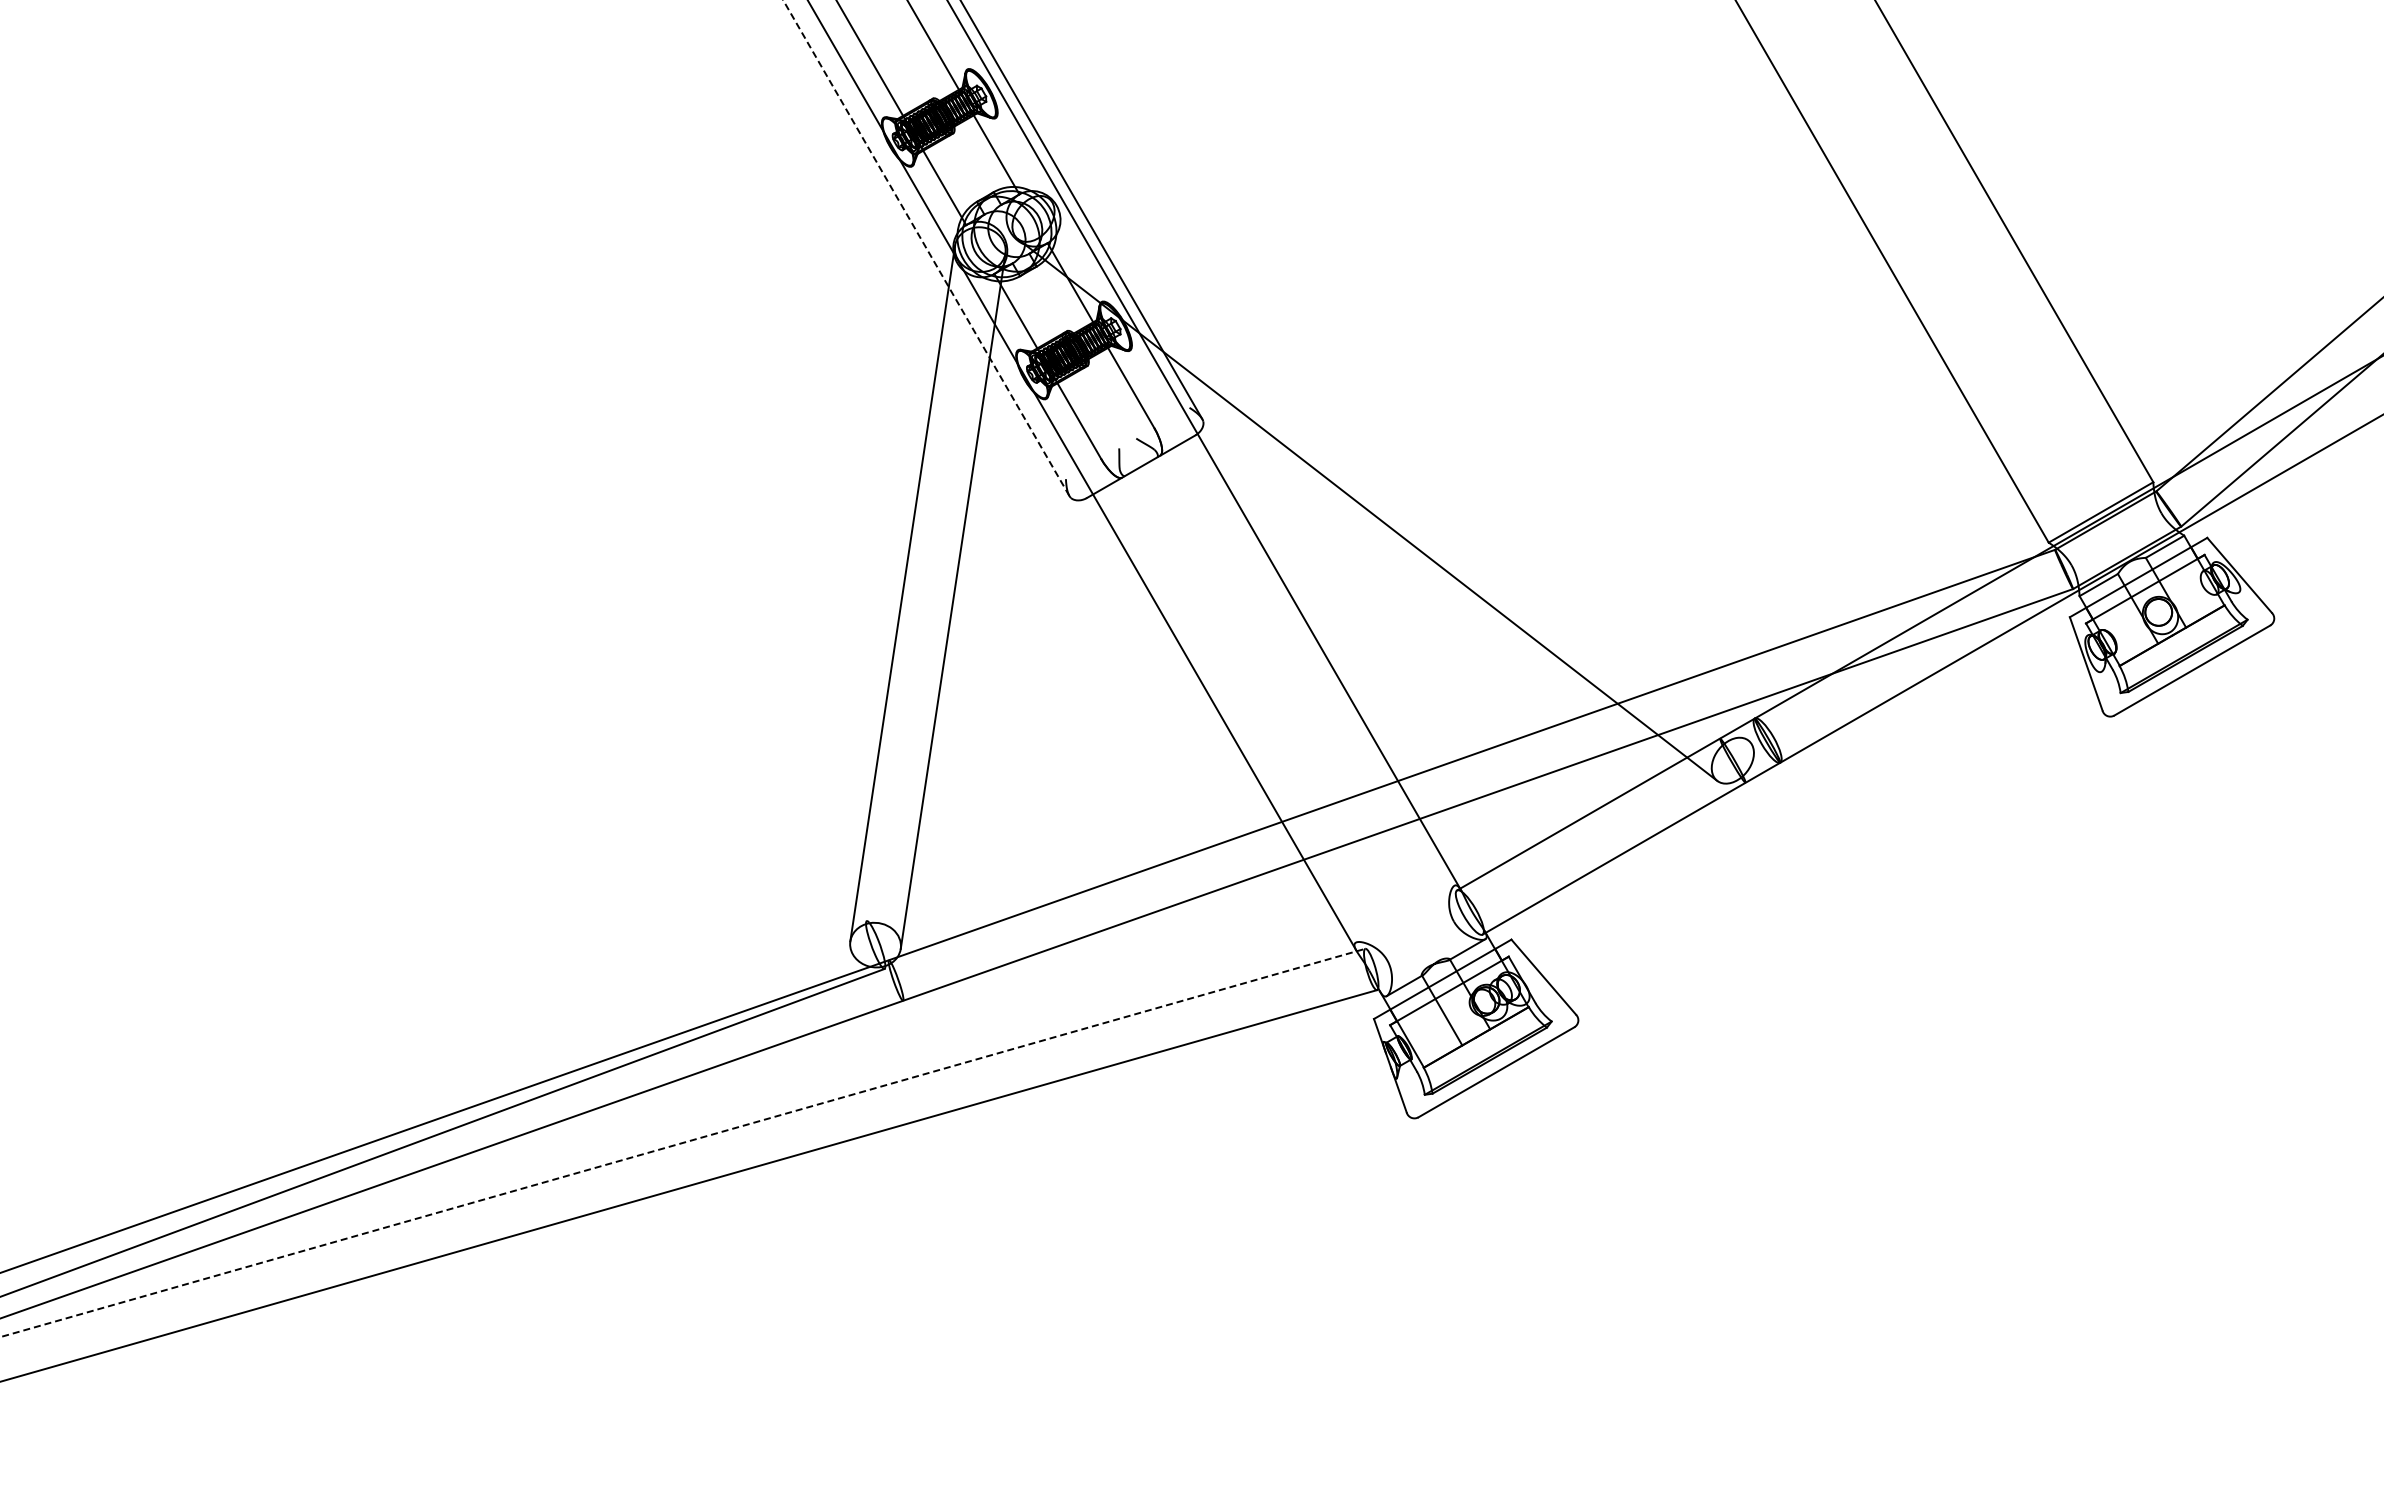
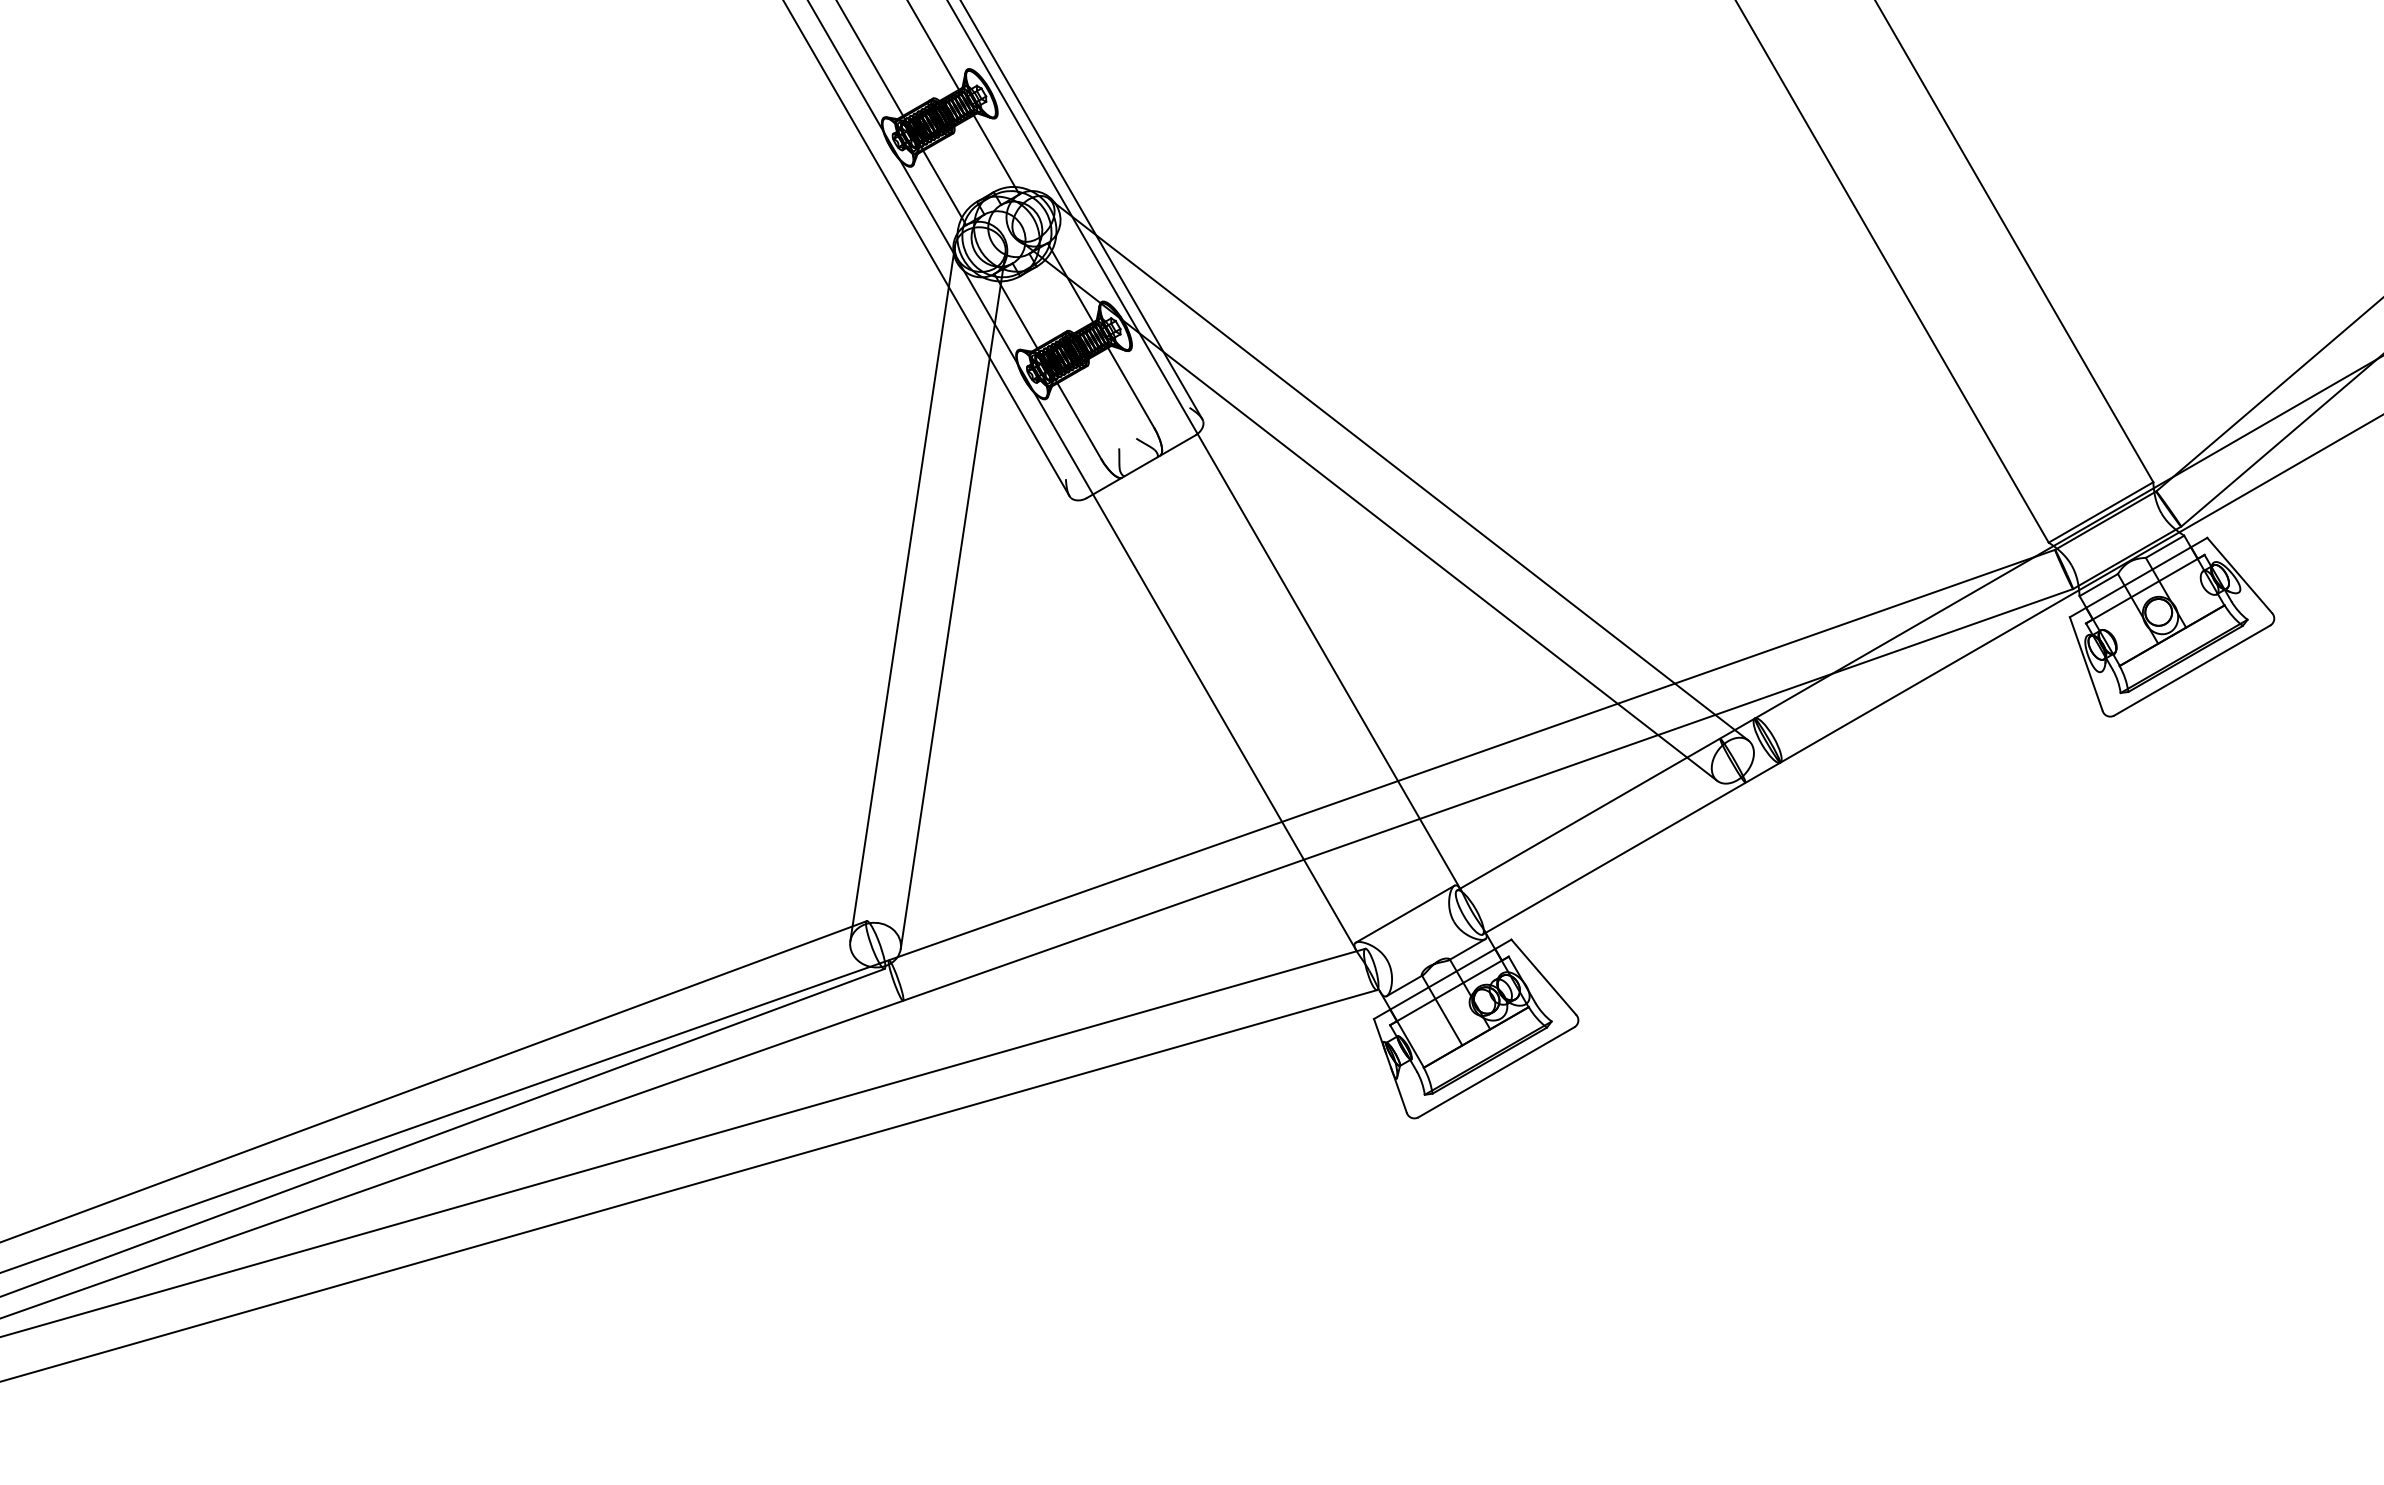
line: dashed -> solid (926, 248)
line: none -> present (1398, 469)
line: none -> present (1404, 913)
line: none -> present (434, 1081)
line: dashed -> solid (682, 1142)
